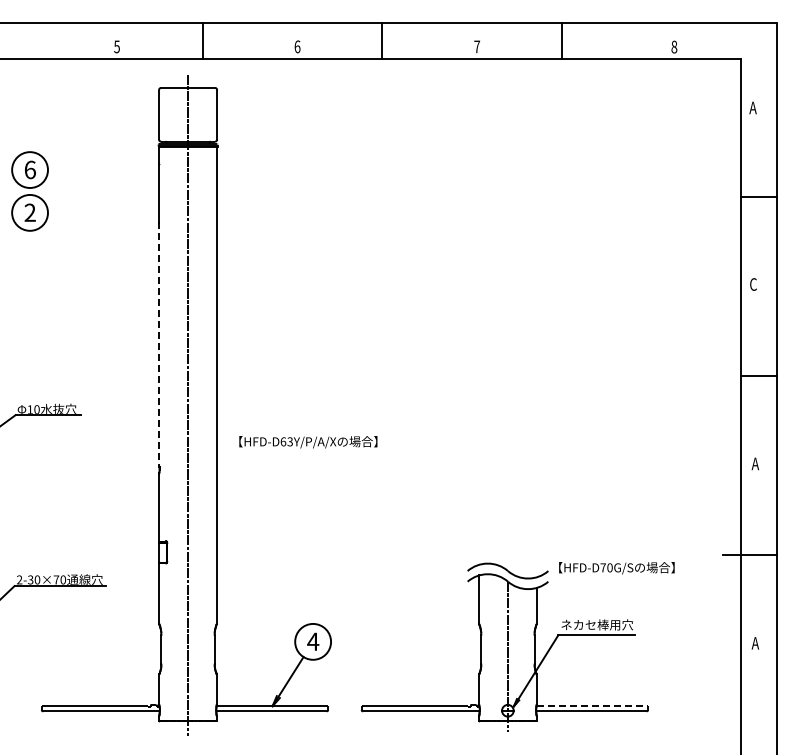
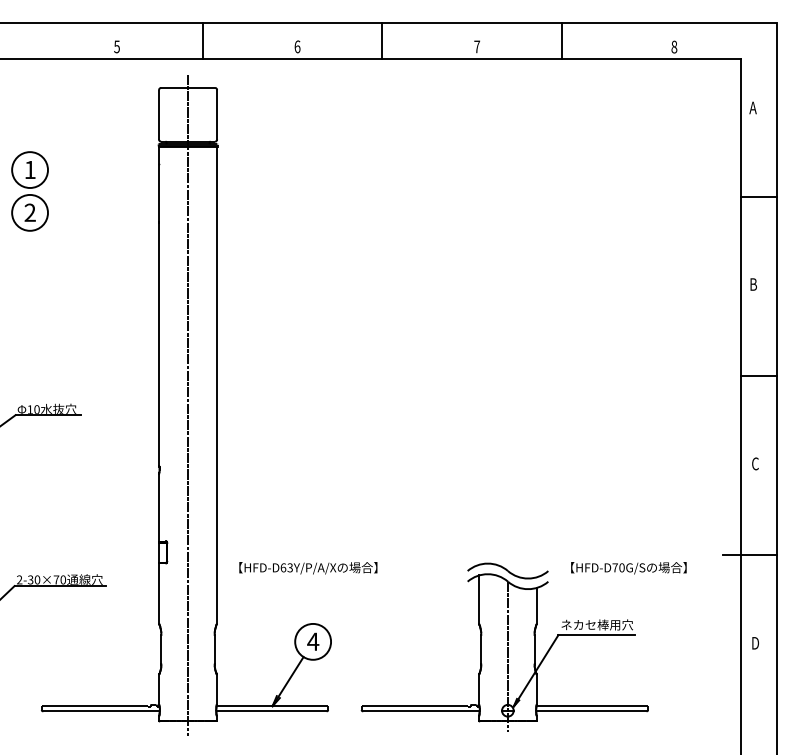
text: 6 -> 1 (30, 169)
text: C -> B (753, 284)
line: dashed -> solid (159, 344)
text position: (308, 442) -> (308, 568) (308, 568)
text: A -> C (755, 463)
text position: (616, 568) -> (628, 568) (628, 568)
text: A -> D (755, 643)
line: dashed -> solid (592, 706)
